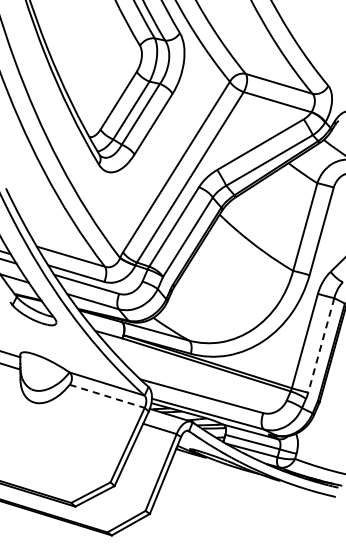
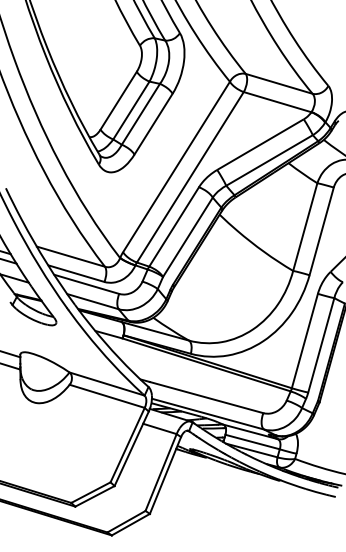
line: dashed -> solid (321, 345)
line: dashed -> solid (107, 396)
